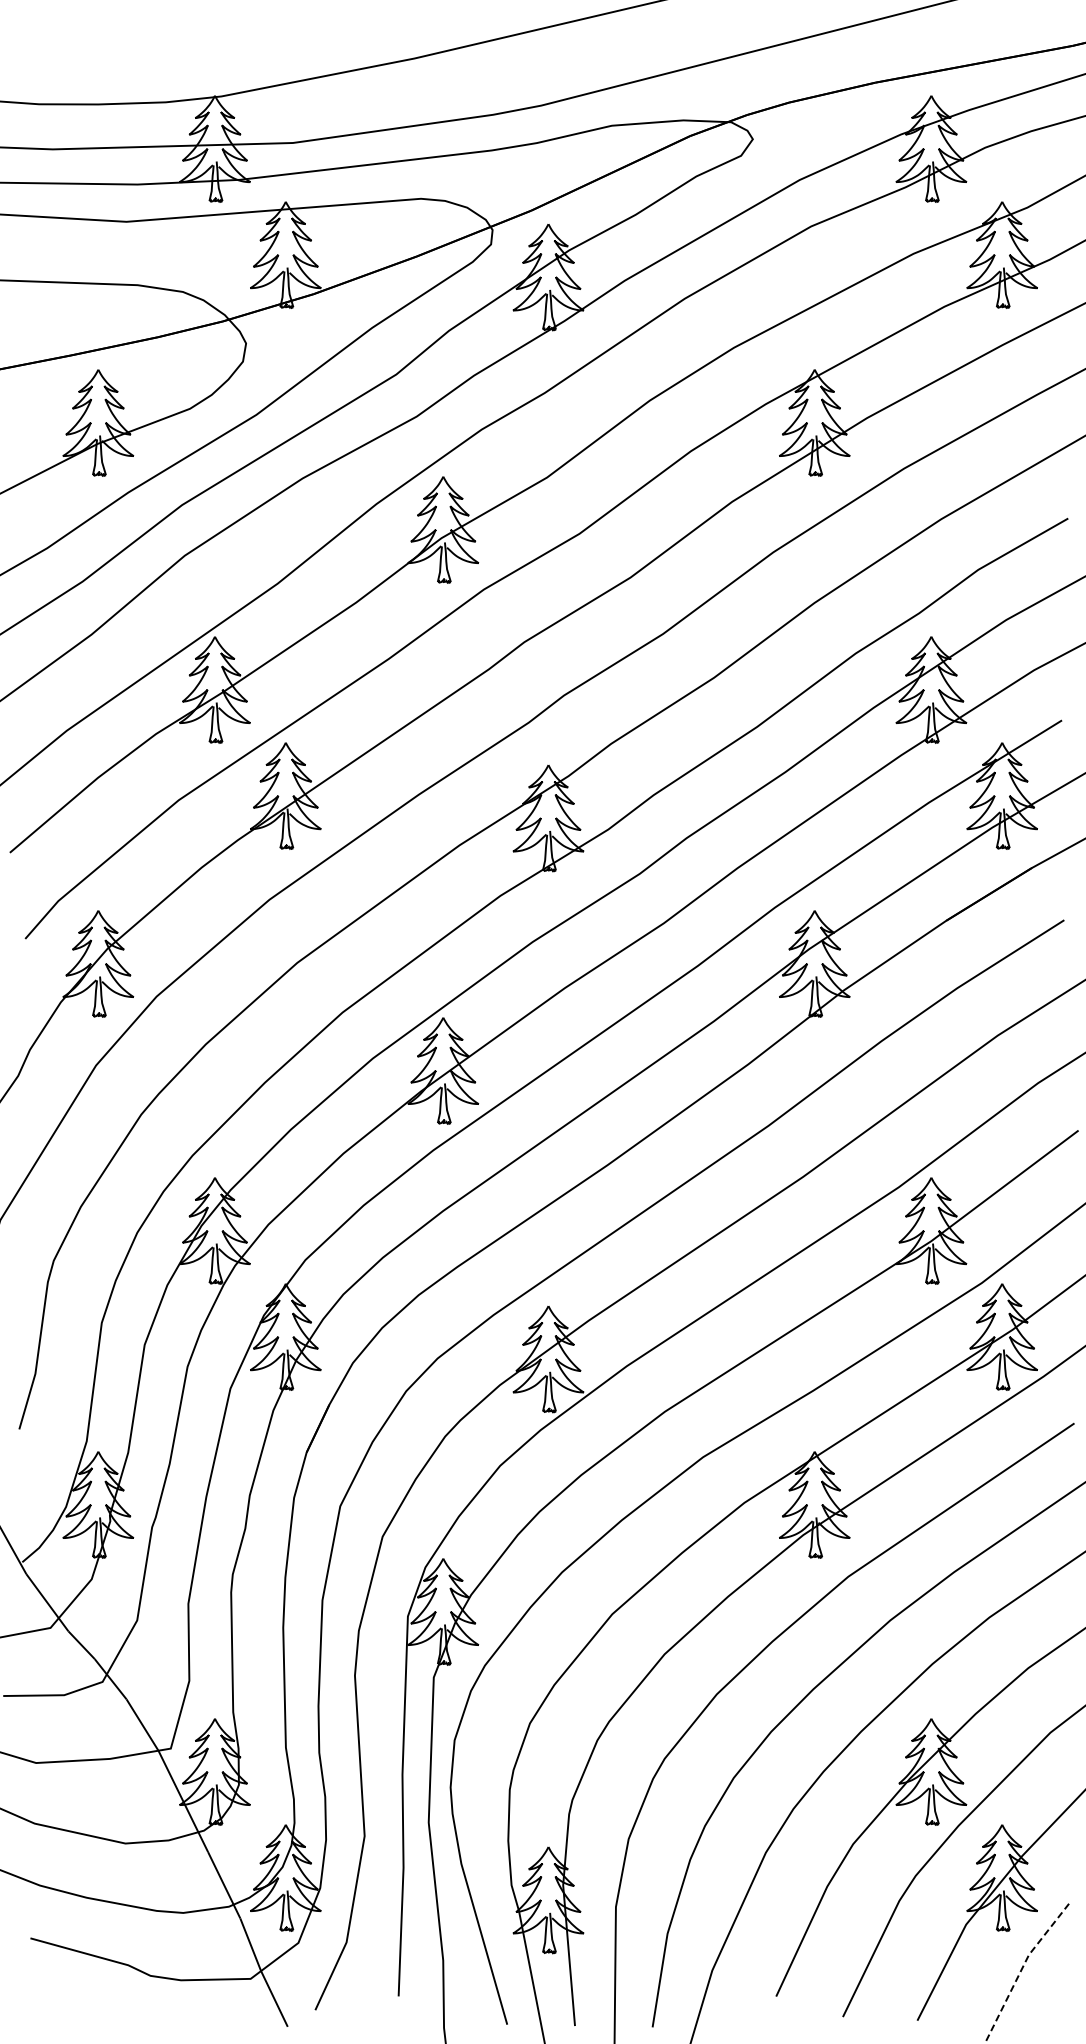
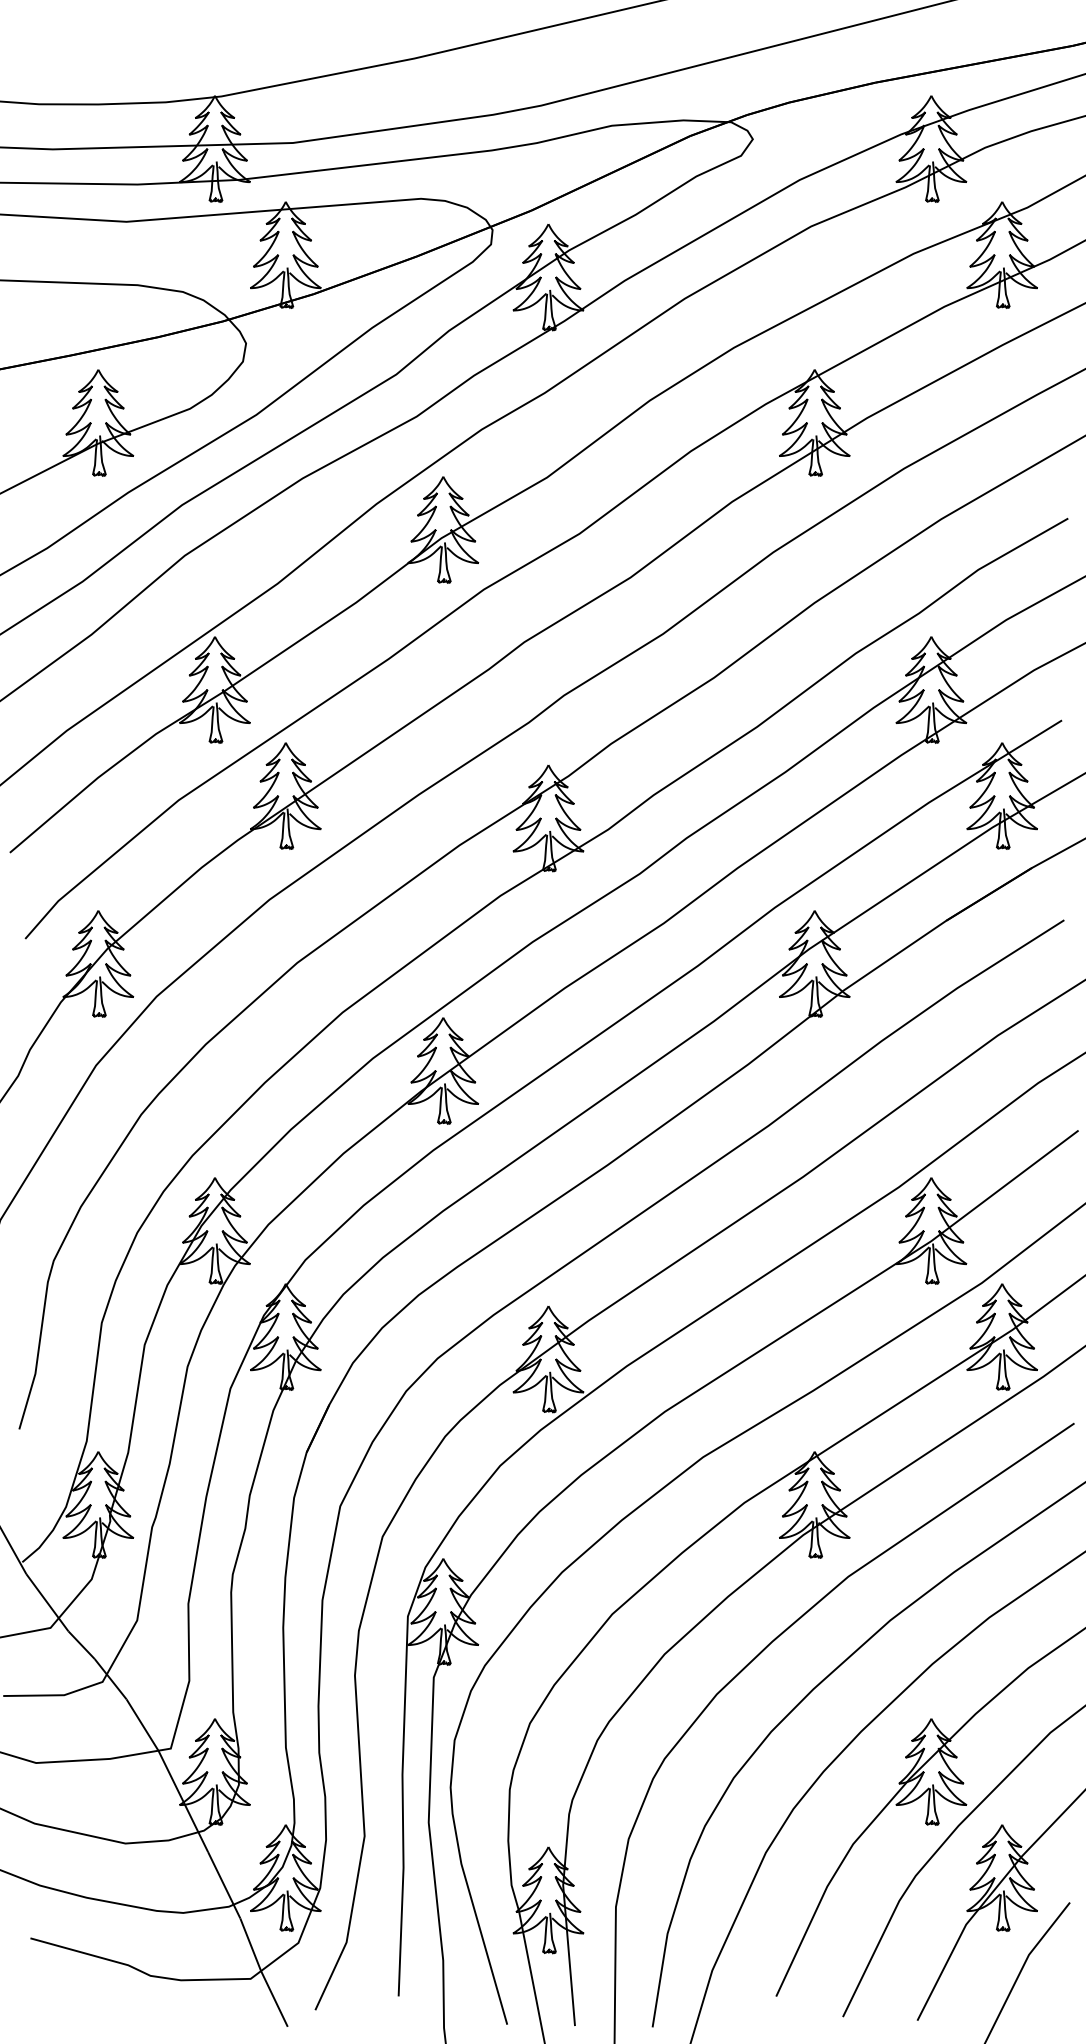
line: dashed -> solid (1021, 1969)
